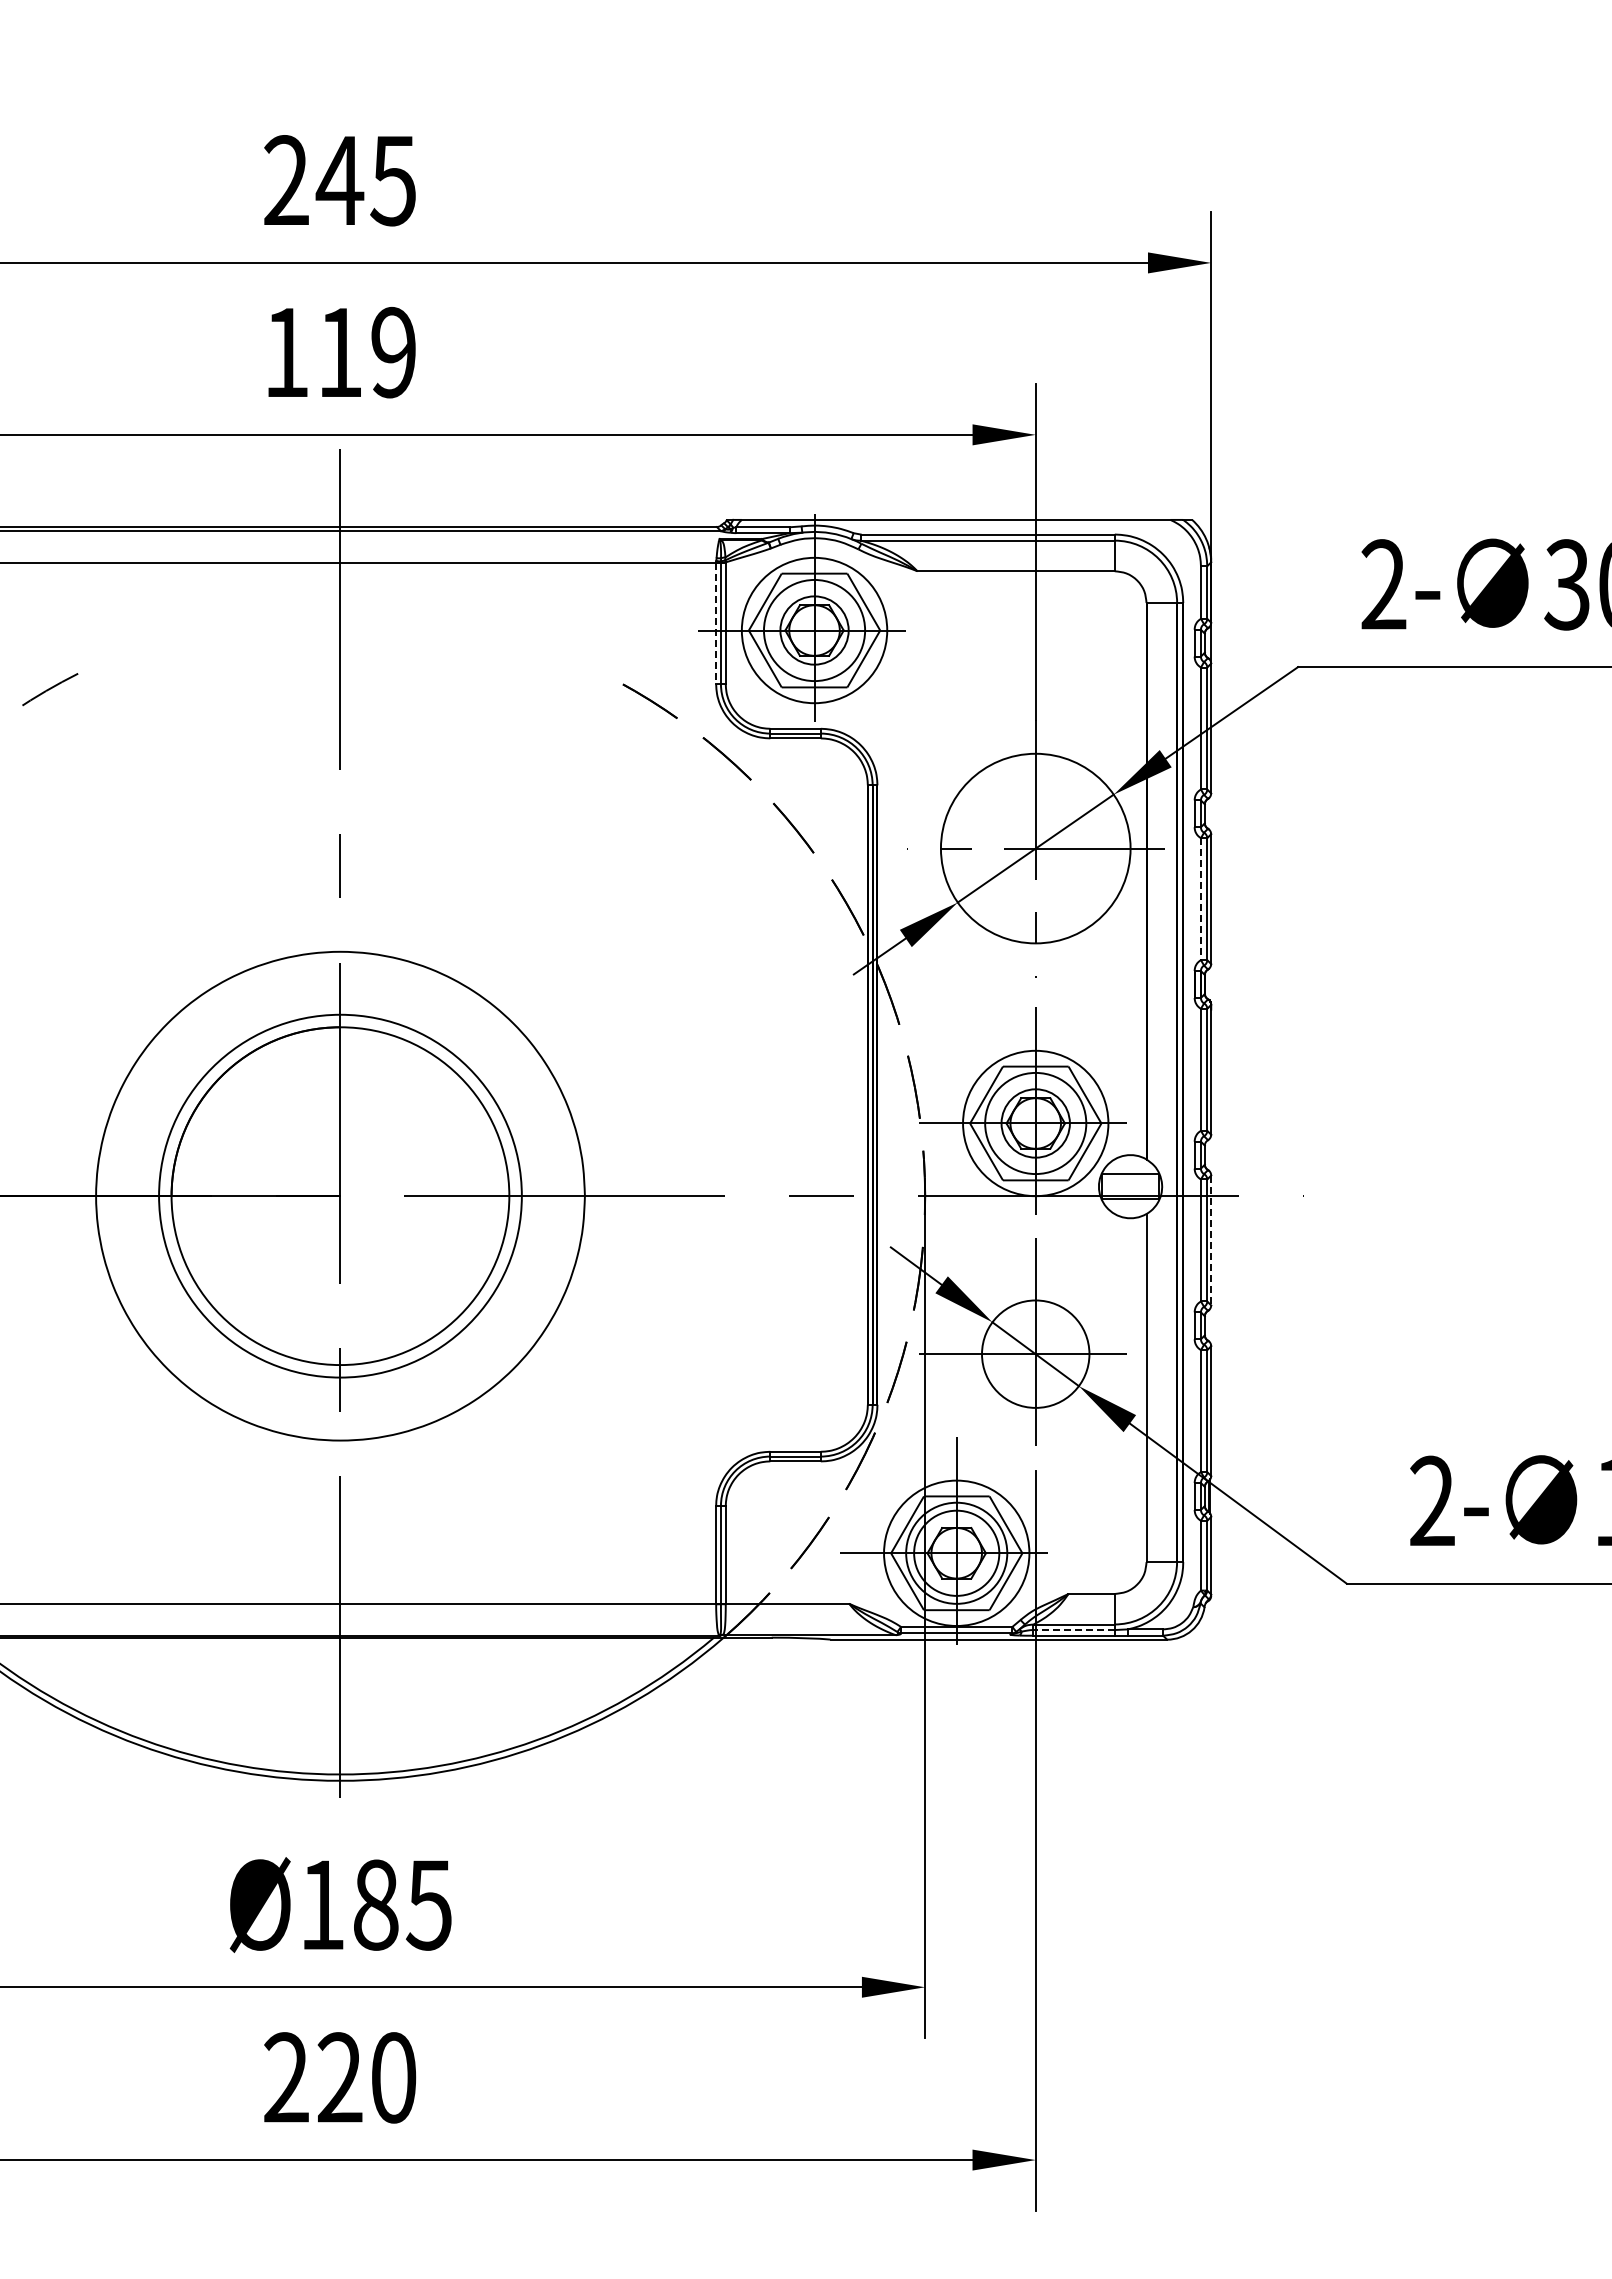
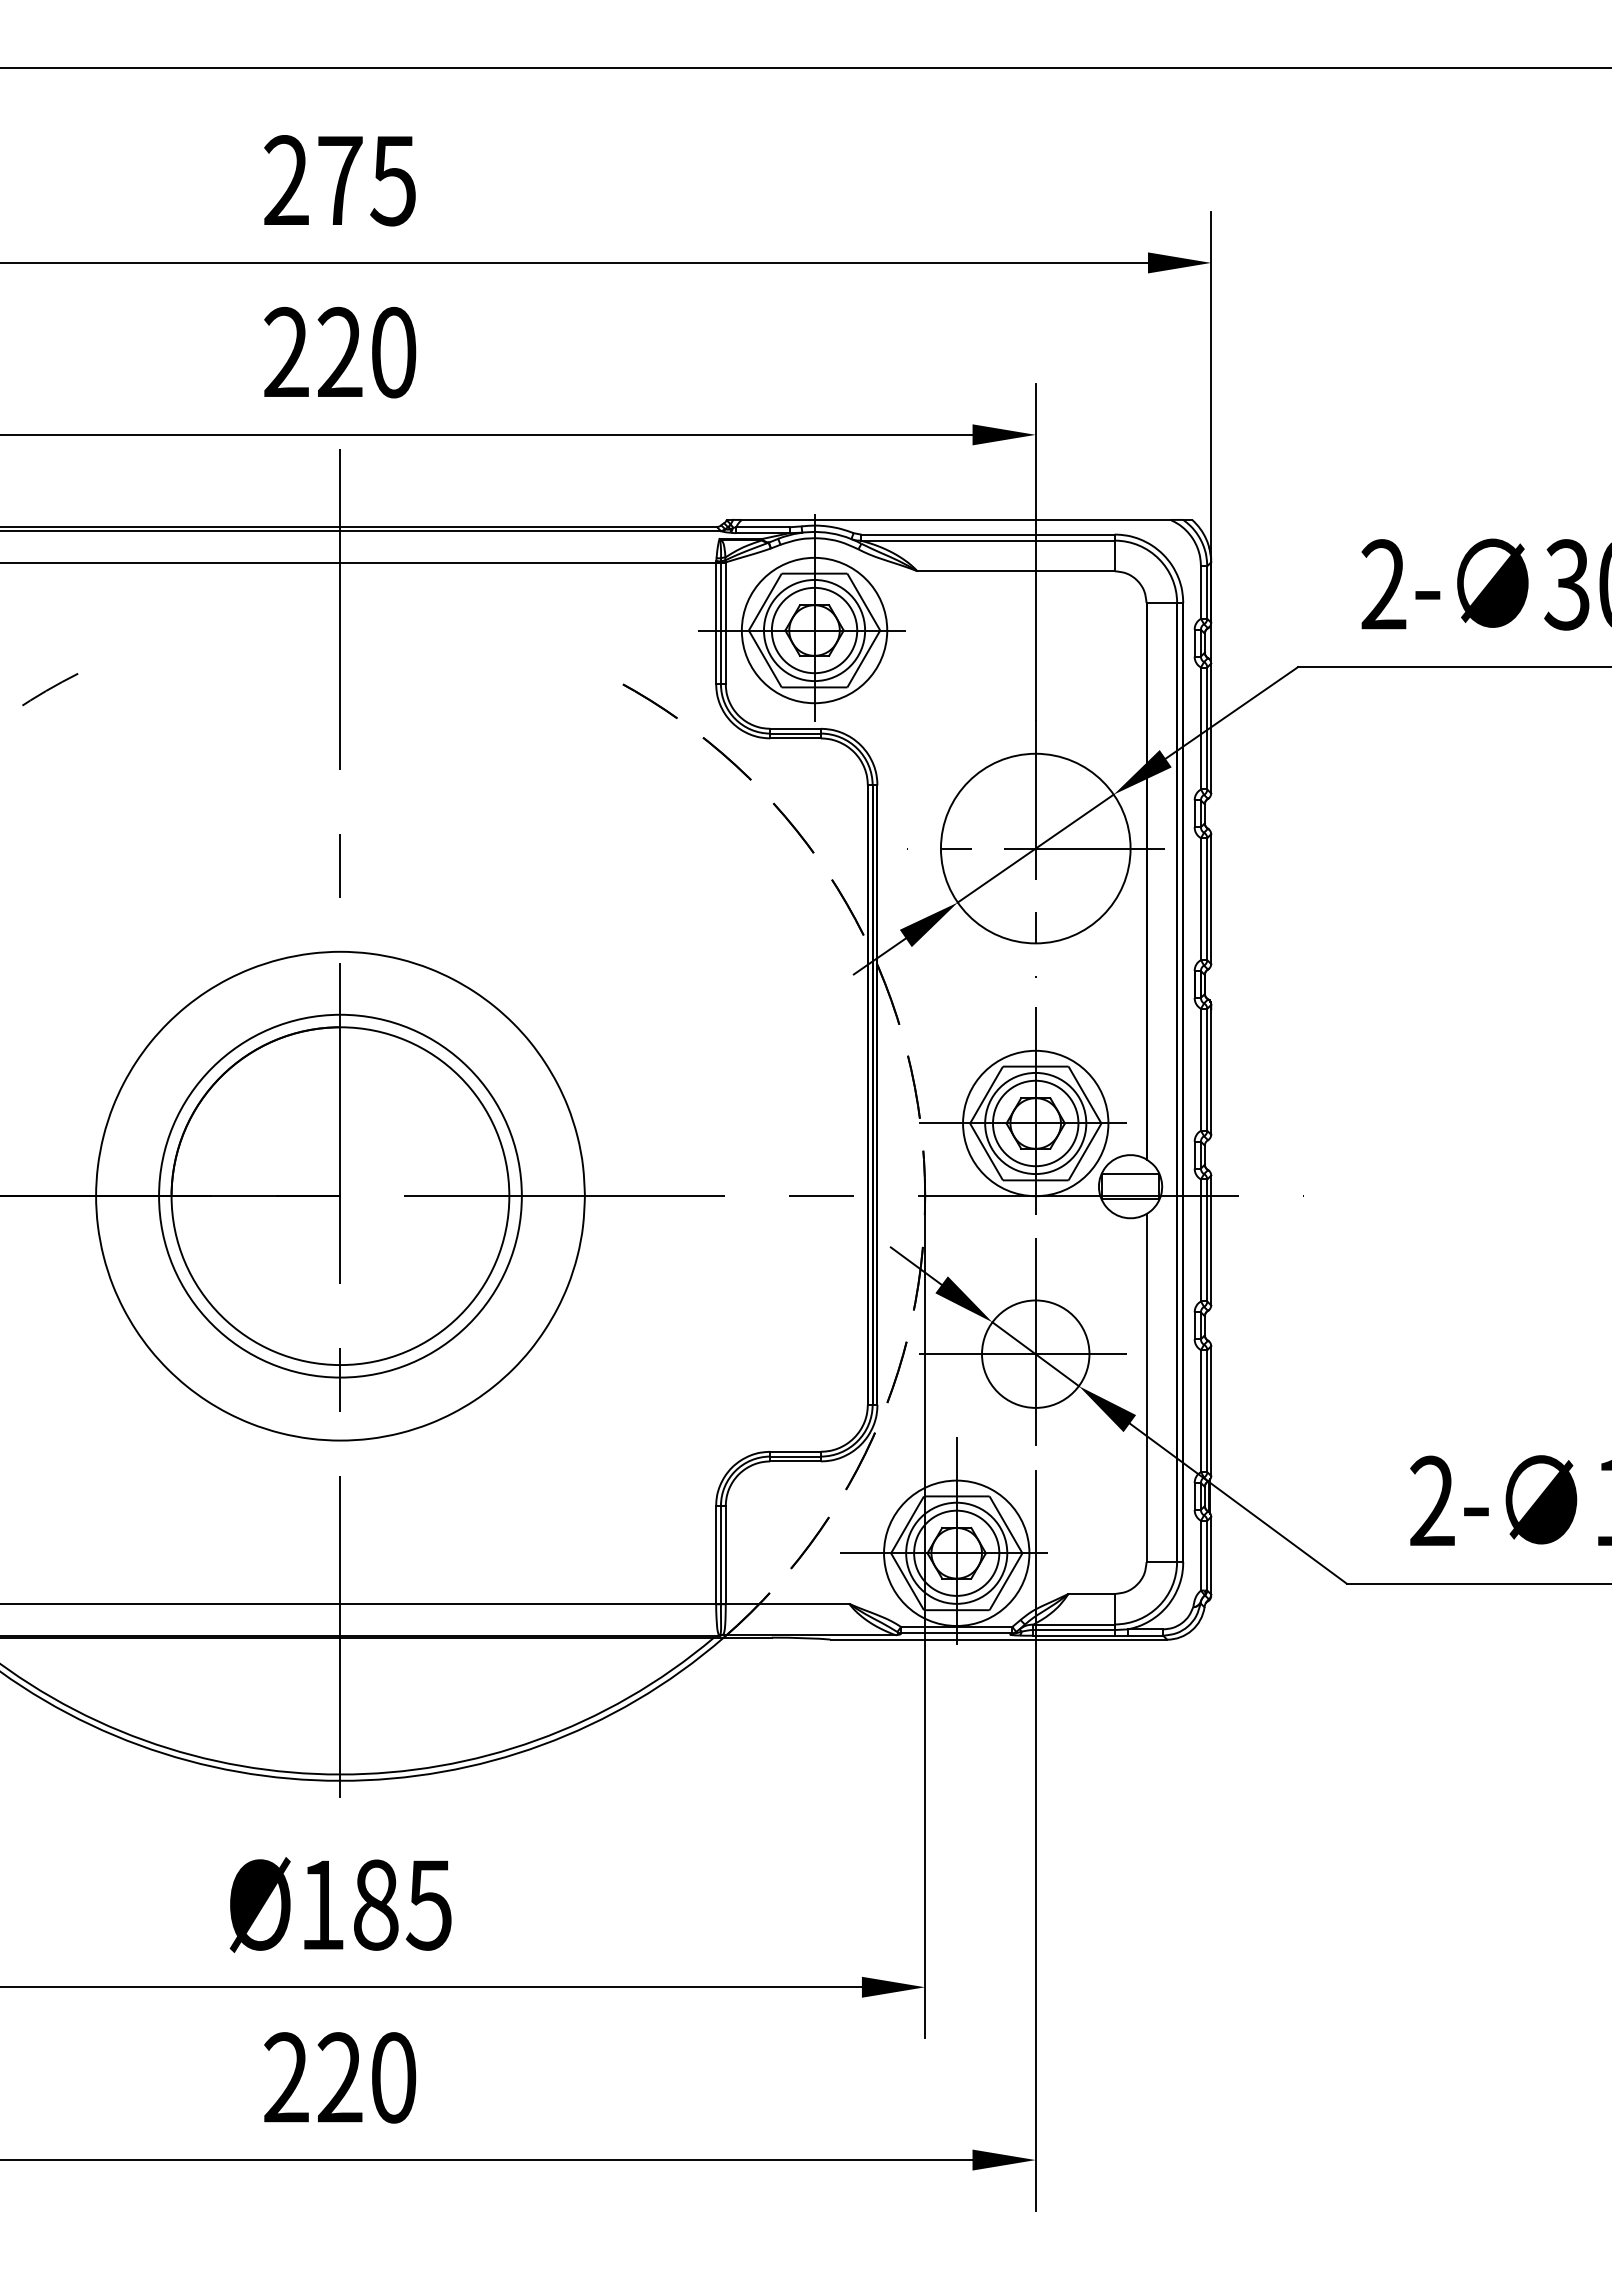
line: none -> present (805, 68)
text: 245 -> 275 (339, 180)
text: 119 -> 220 (340, 352)
line: dashed -> solid (716, 623)
circle diameter: 68 px -> 85 px (814, 630)
line: dashed -> solid (1200, 899)
circle diameter: 68 px -> 85 px (1035, 1123)
line: dashed -> solid (1211, 1240)
line: dashed -> solid (1074, 1630)
